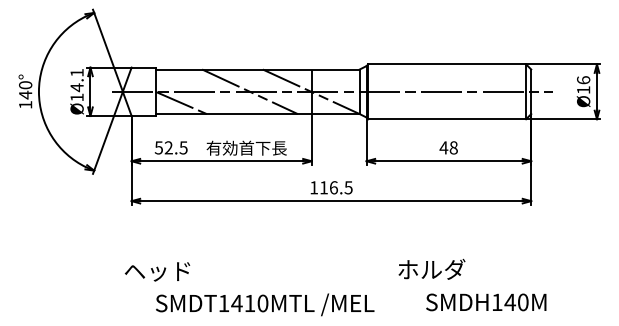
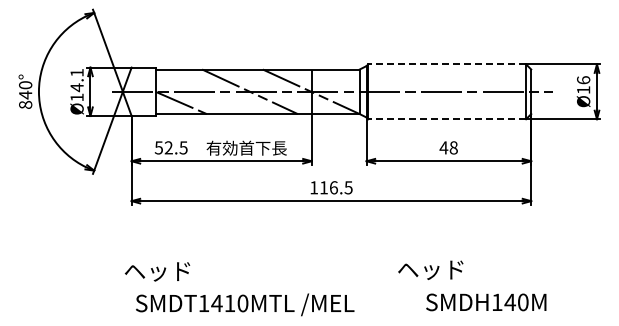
line: solid -> dashed (447, 64)
text: 140° -> 840° (25, 104)
line: solid -> dashed (447, 119)
text: ホルダ -> ヘッド (431, 269)
text position: (265, 304) -> (245, 304) (245, 304)
